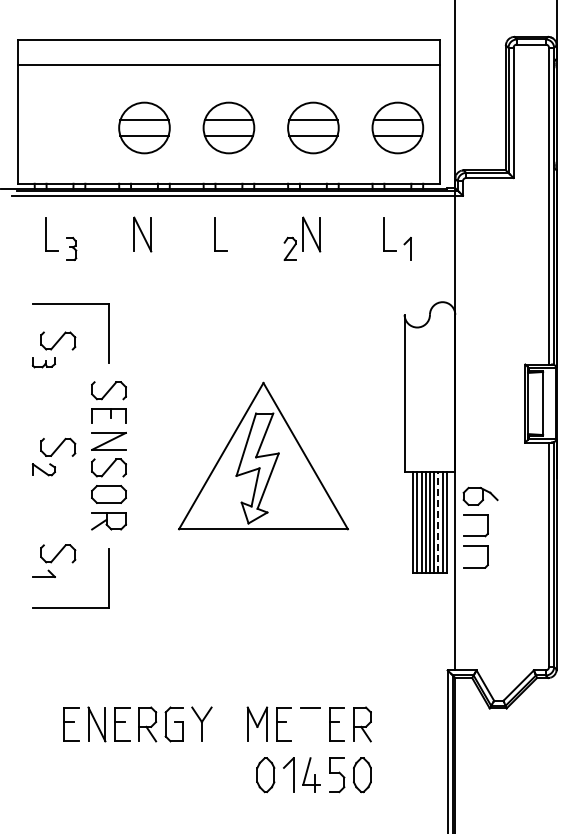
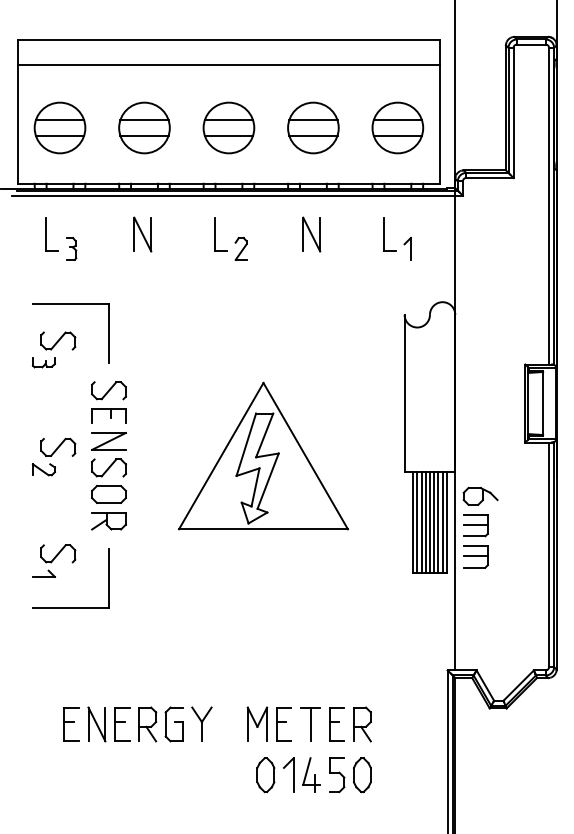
part: none -> present (59, 127)
part position: (289, 248) -> (240, 248) (240, 248)
line: dashed -> solid (438, 522)
line: none -> present (475, 524)
line: none -> present (475, 556)
line: none -> present (310, 724)
